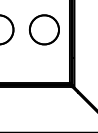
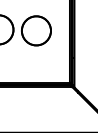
part position: (44, 29) -> (36, 30) (36, 30)
